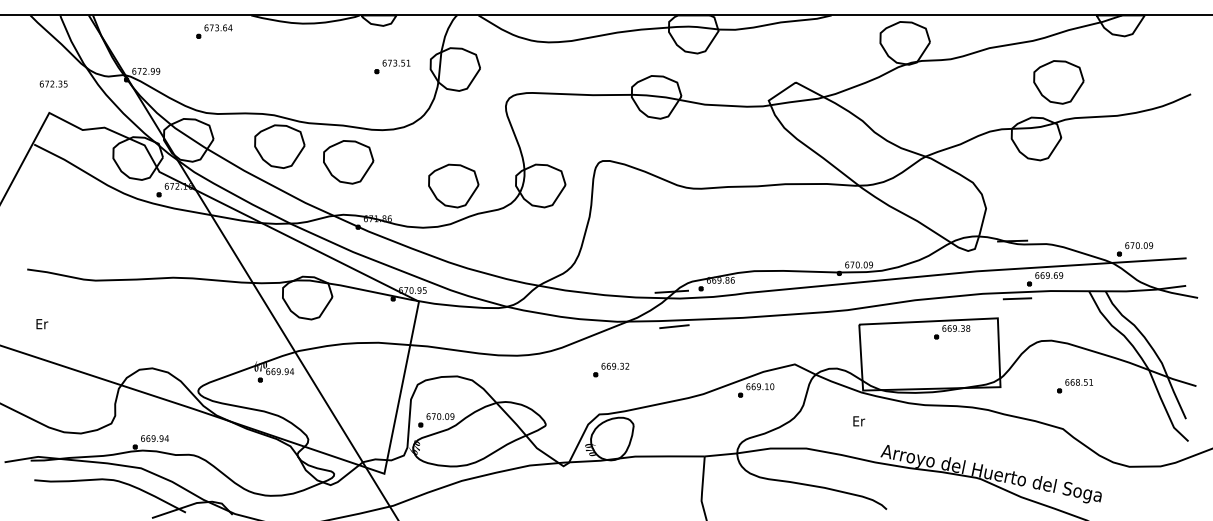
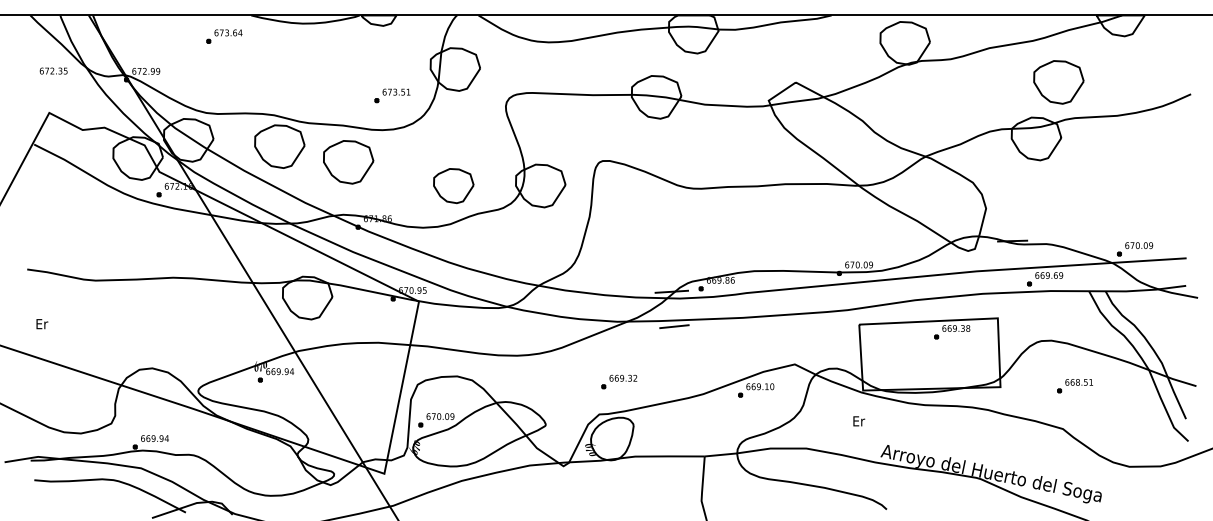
part position: (214, 31) -> (224, 36) (224, 36)
part position: (392, 66) -> (392, 95) (392, 95)
text position: (53, 83) -> (53, 70) (53, 70)
part size: 52x46 px -> 42x37 px (453, 186)
line: present -> none (1017, 298)
part position: (611, 369) -> (619, 381) (619, 381)
